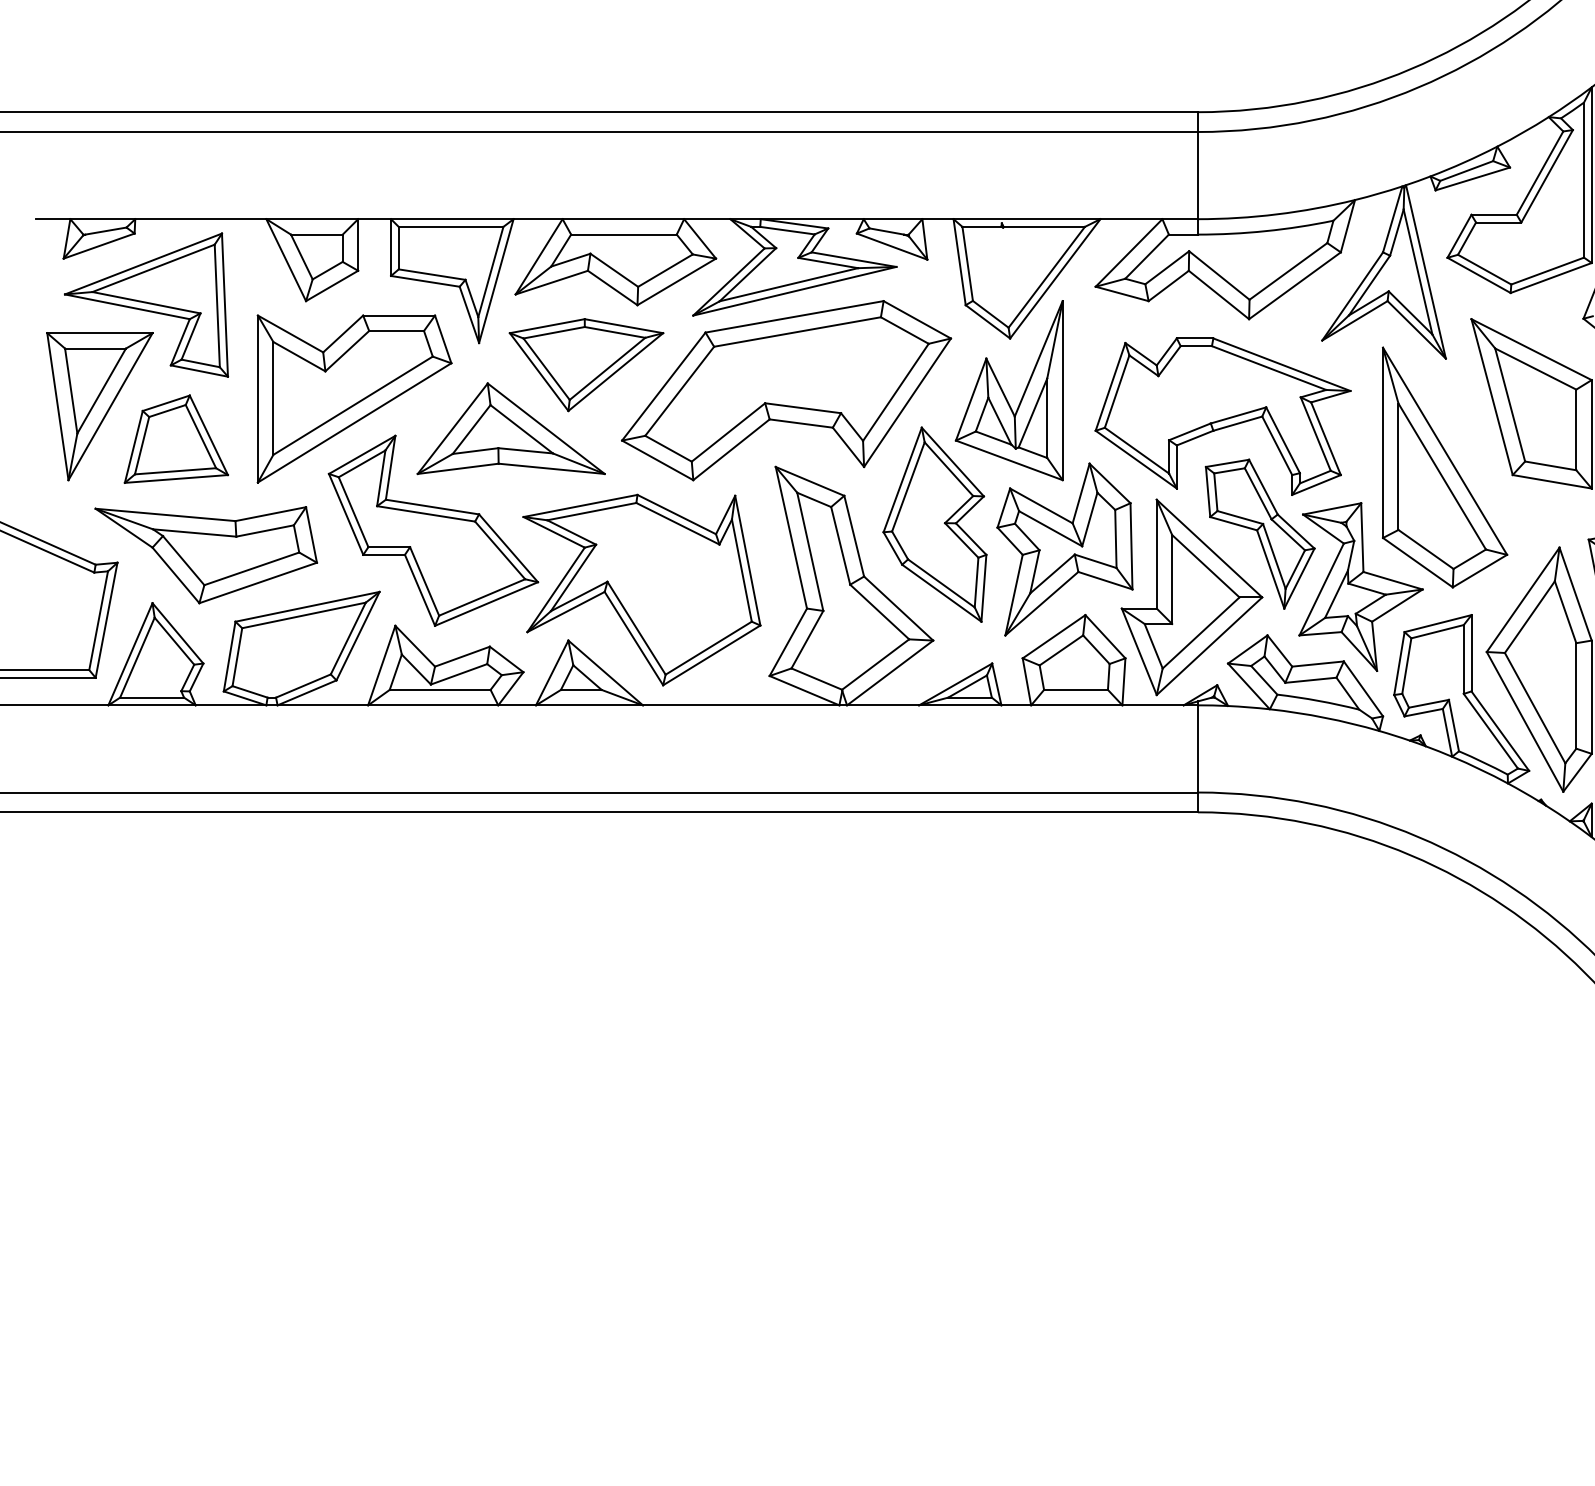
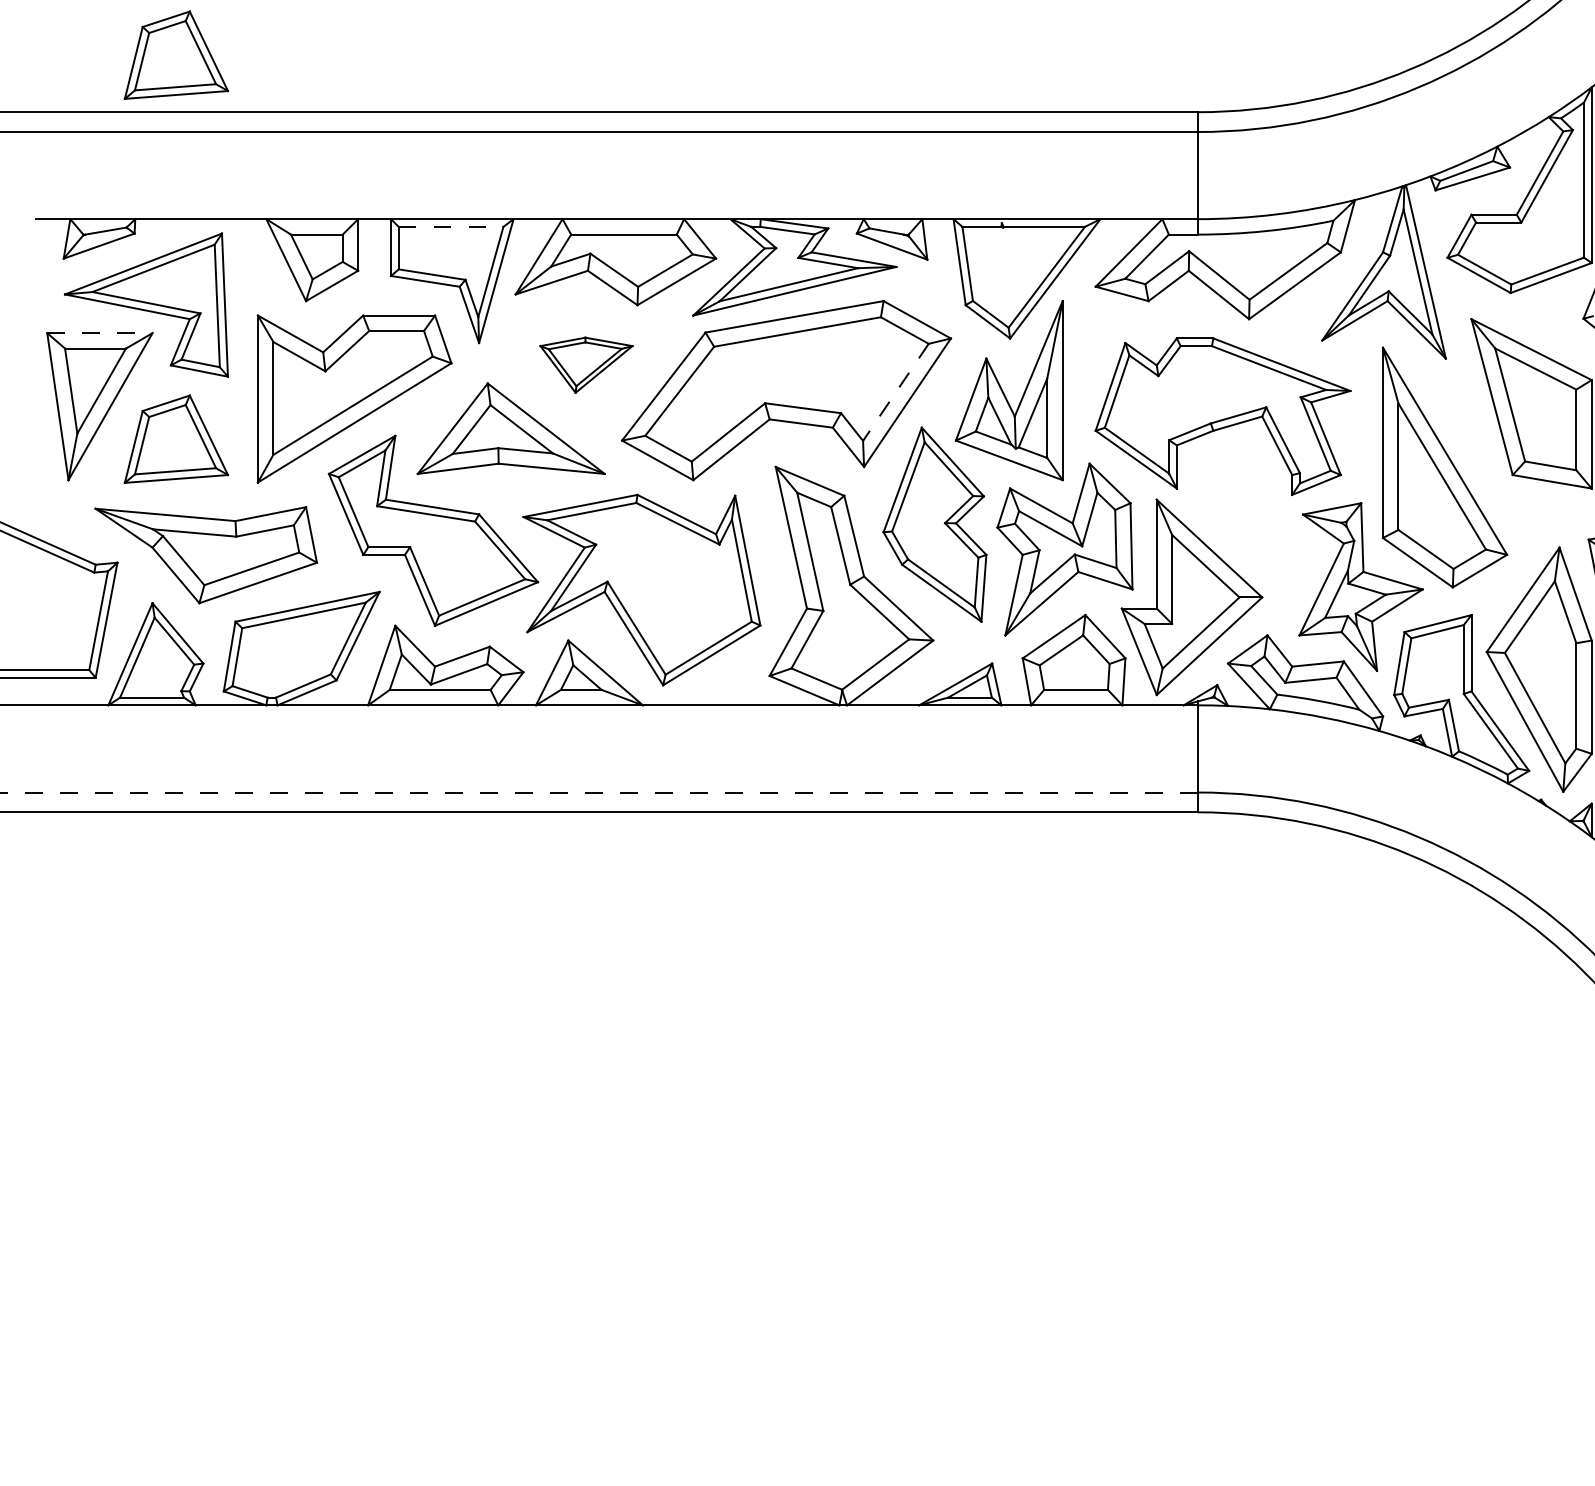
part: none -> present (175, 54)
line: solid -> dashed (451, 226)
line: solid -> dashed (99, 333)
part size: 157x95 px -> 95x58 px (586, 364)
line: solid -> dashed (895, 392)
part: present -> none (1259, 533)
line: solid -> dashed (599, 792)
